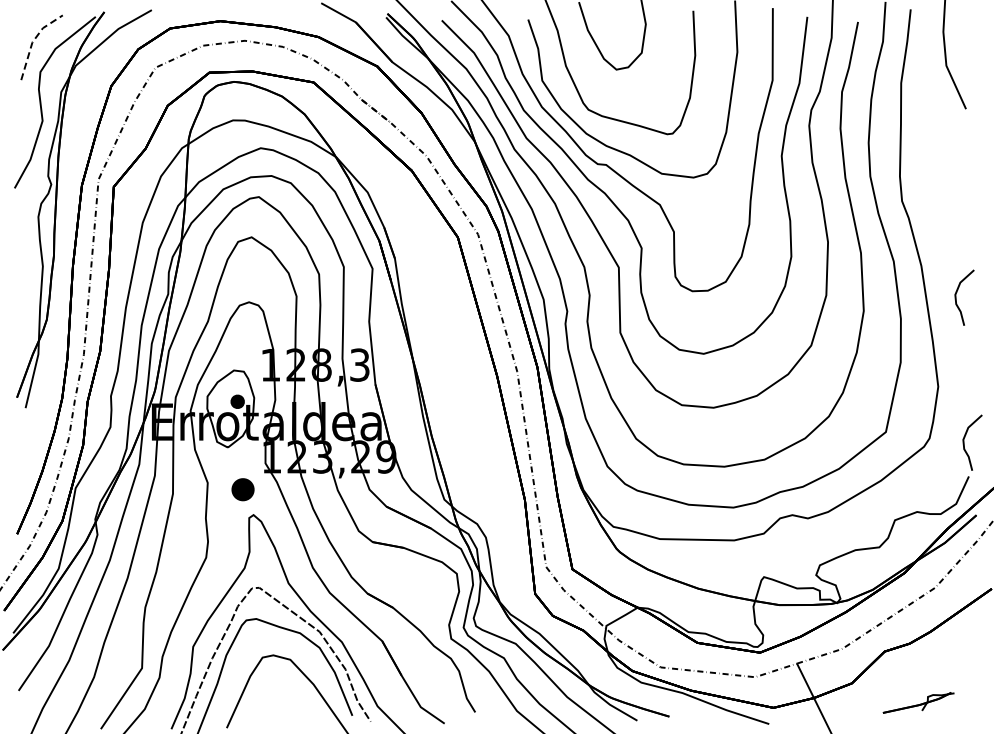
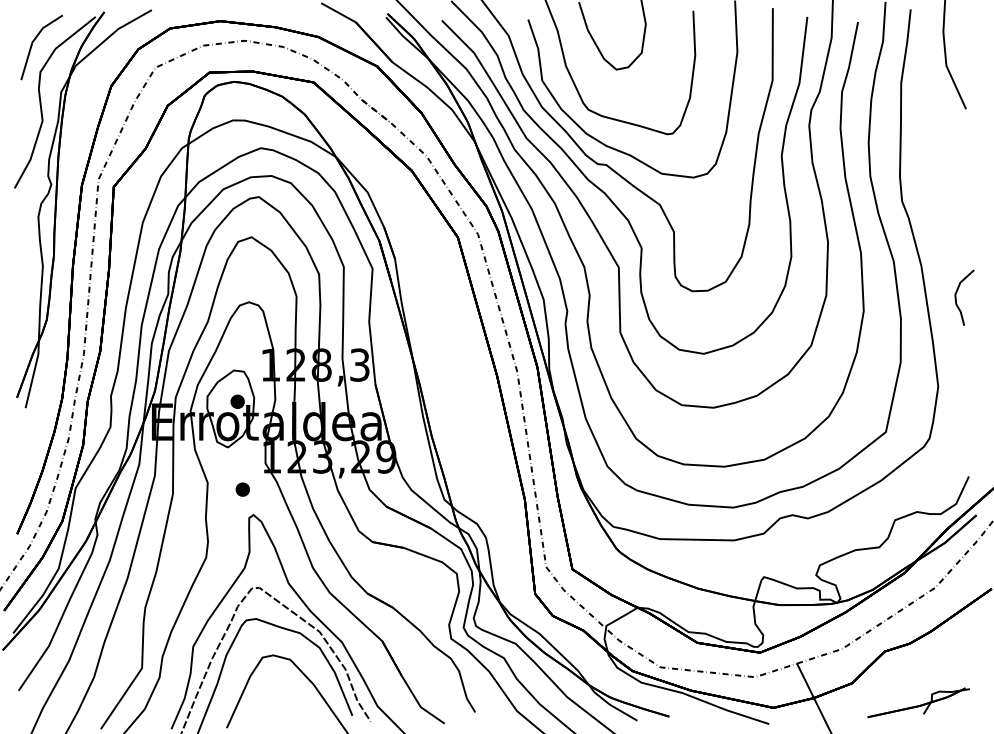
line: dashed -> solid (33, 41)
curve: present -> none (964, 442)
part size: 24x24 px -> 15x15 px (242, 489)
part size: 73x22 px -> 103x32 px (918, 702)
